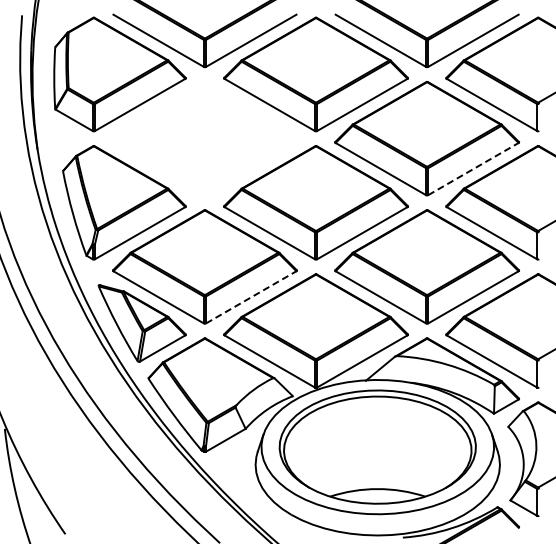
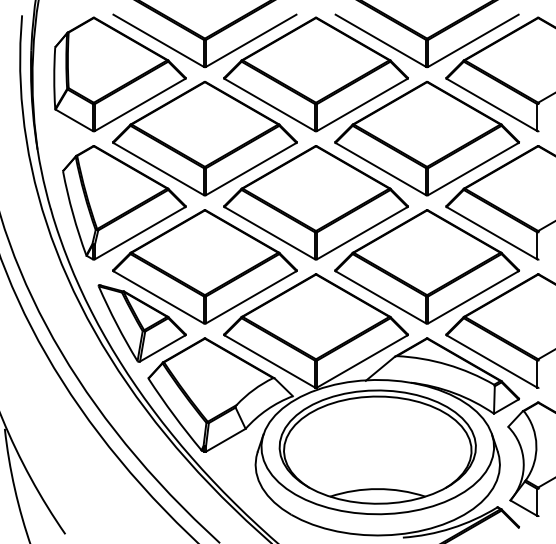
part: none -> present (204, 138)
line: dashed -> solid (473, 168)
line: dashed -> solid (251, 297)
